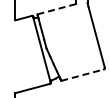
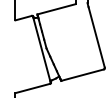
line: dashed -> solid (56, 9)
line: dashed -> solid (83, 75)
